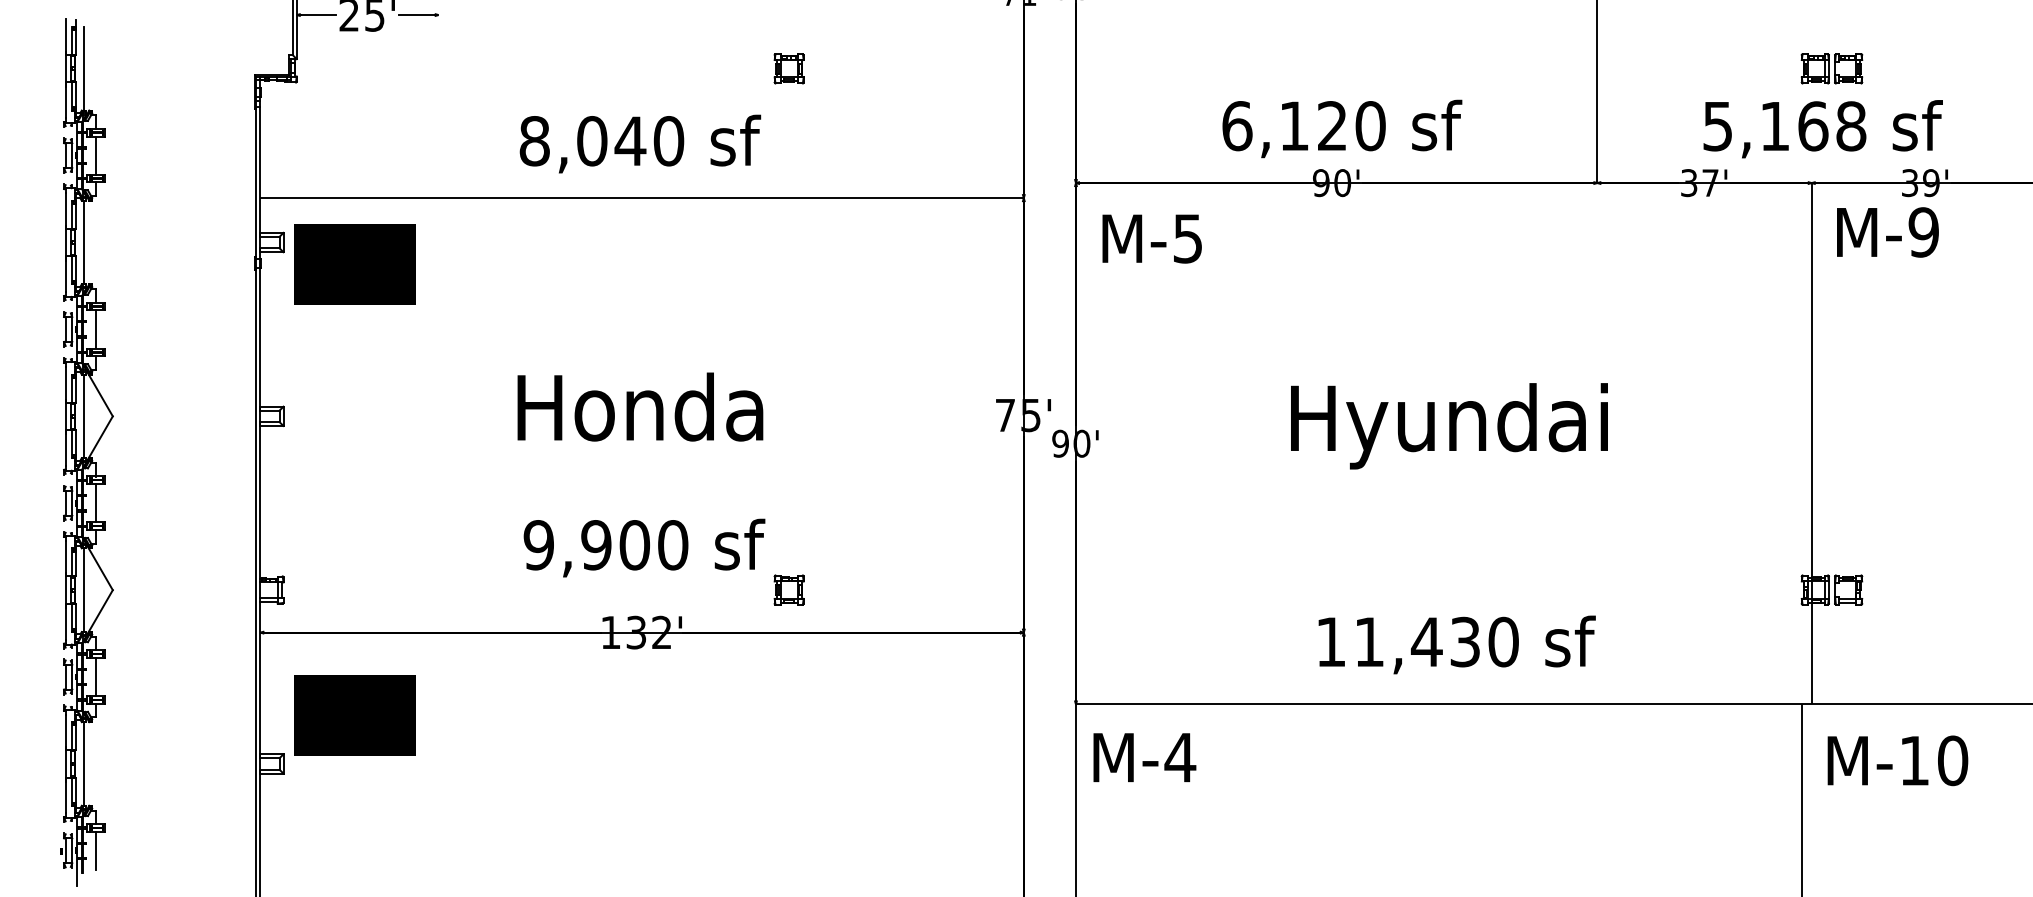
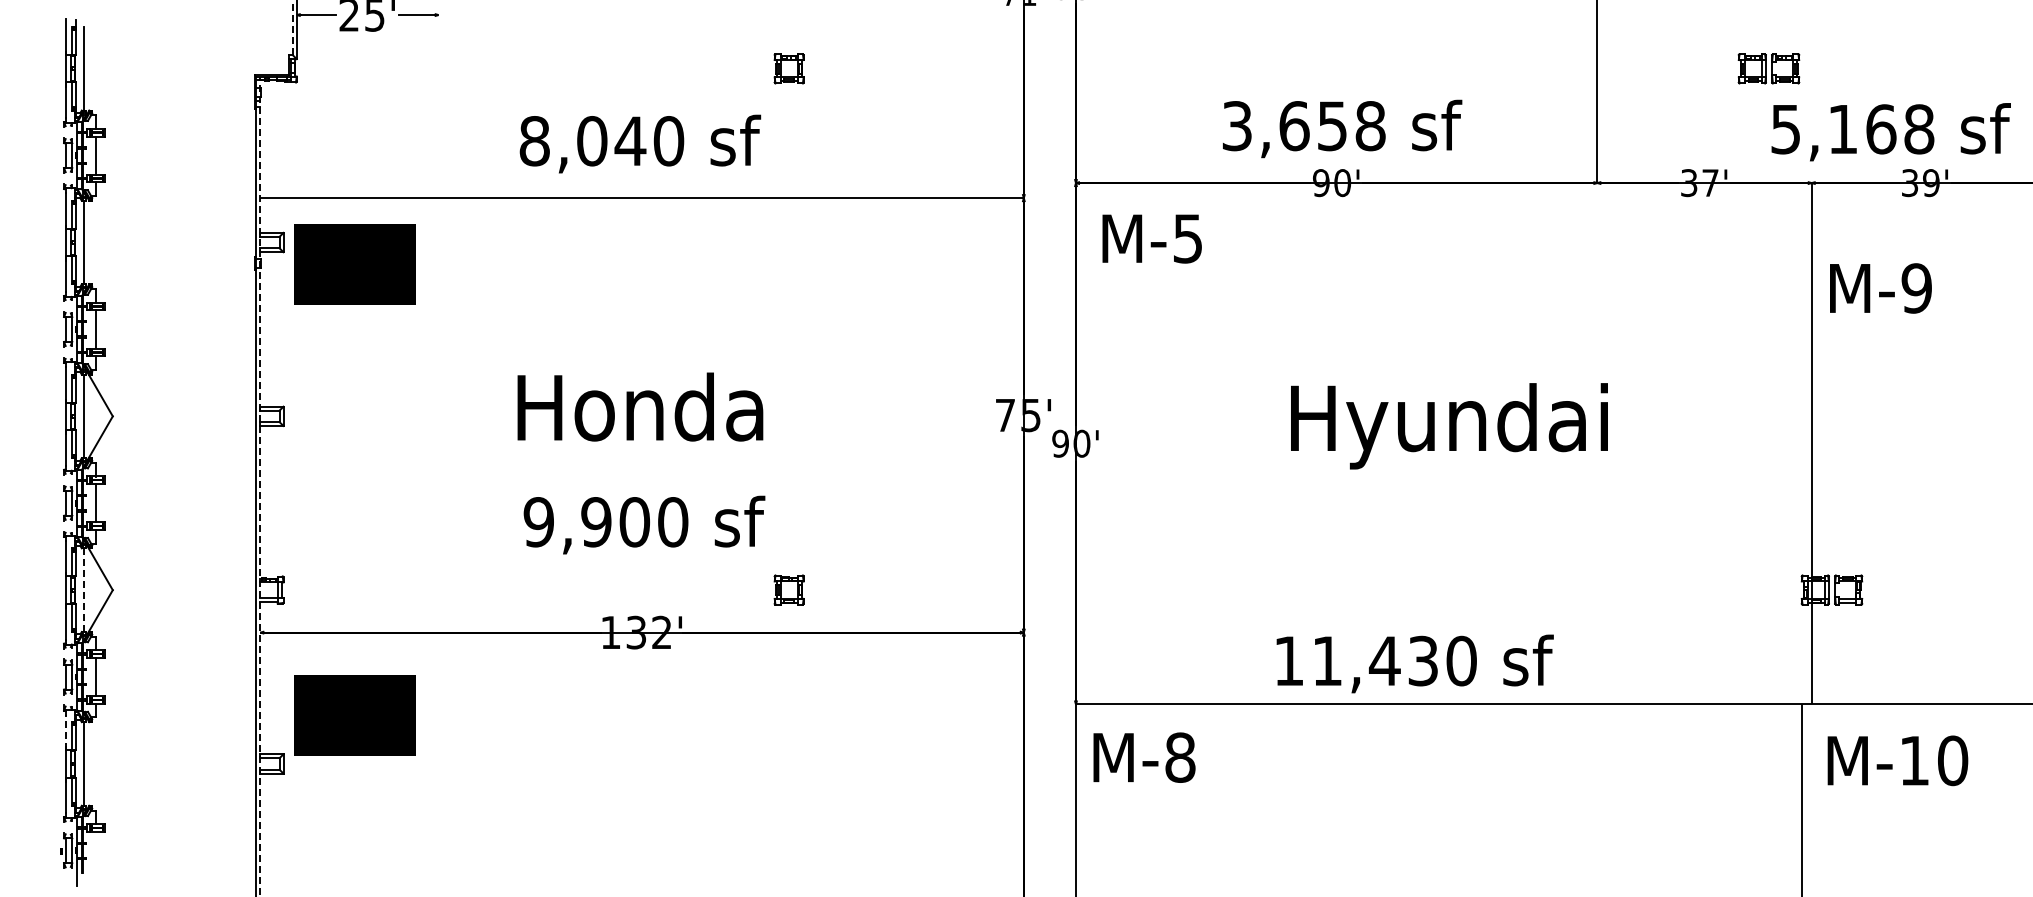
line: solid -> dashed (292, 27)
part position: (1831, 68) -> (1768, 68) (1768, 68)
text: 6,120 -> 3,658 (1303, 126)
text position: (1822, 129) -> (1890, 132) (1890, 132)
text position: (1887, 232) -> (1880, 288) (1880, 288)
line: solid -> dashed (260, 486)
text position: (644, 547) -> (644, 524) (644, 524)
line: solid -> dashed (84, 590)
text position: (1456, 644) -> (1414, 663) (1414, 663)
line: solid -> dashed (66, 732)
text: M-4 -> M-8 (1180, 757)
line: present -> none (96, 850)
